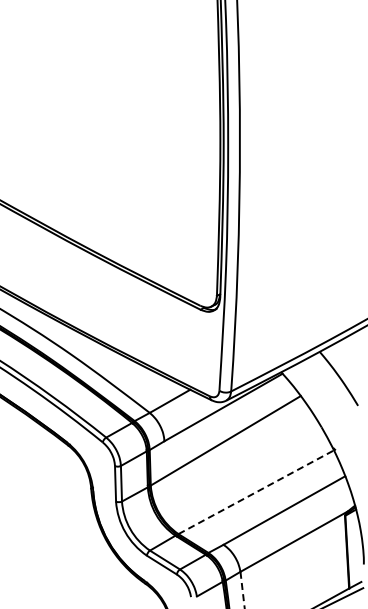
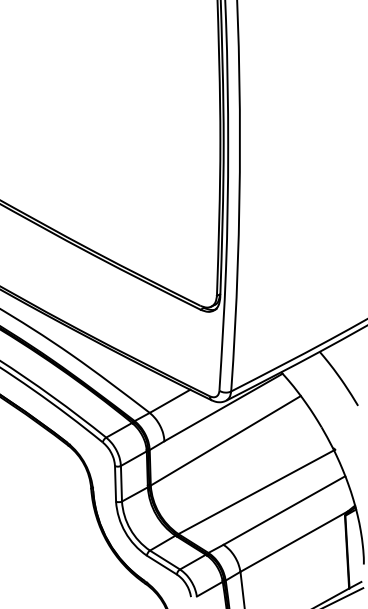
line: dashed -> solid (256, 491)
line: dashed -> solid (242, 590)
